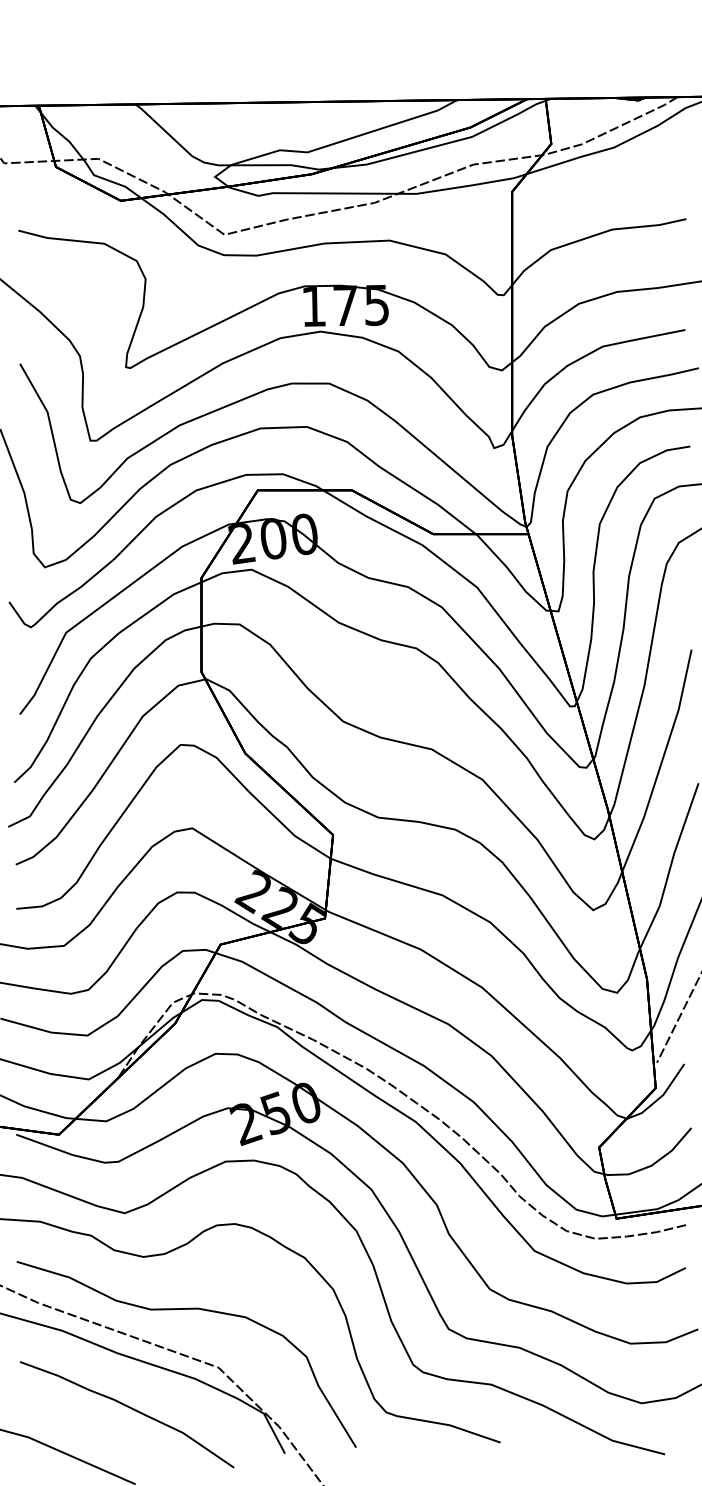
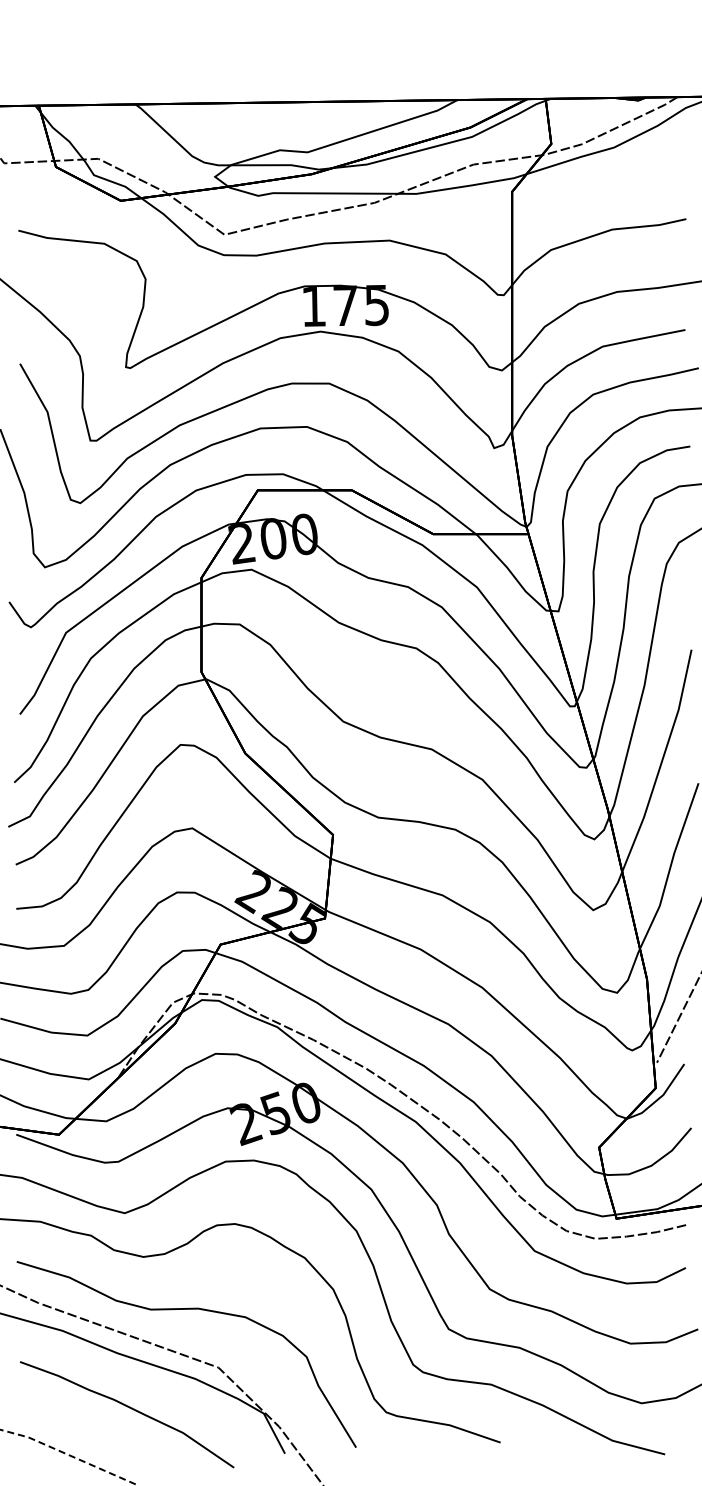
line: solid -> dashed (68, 1454)
